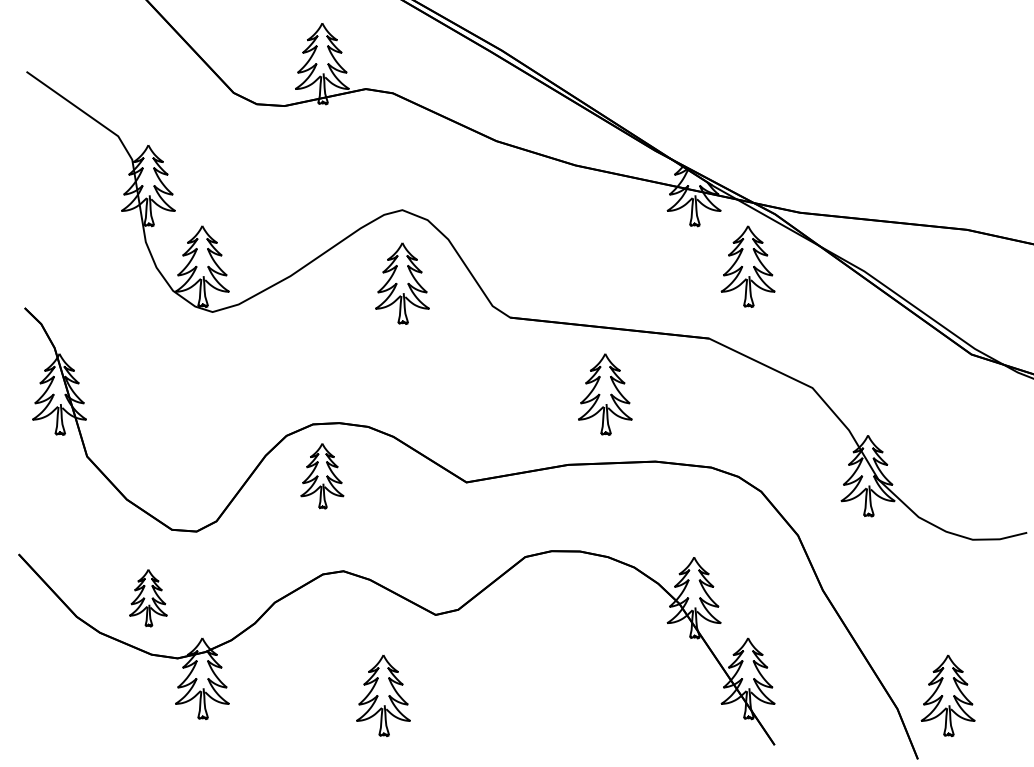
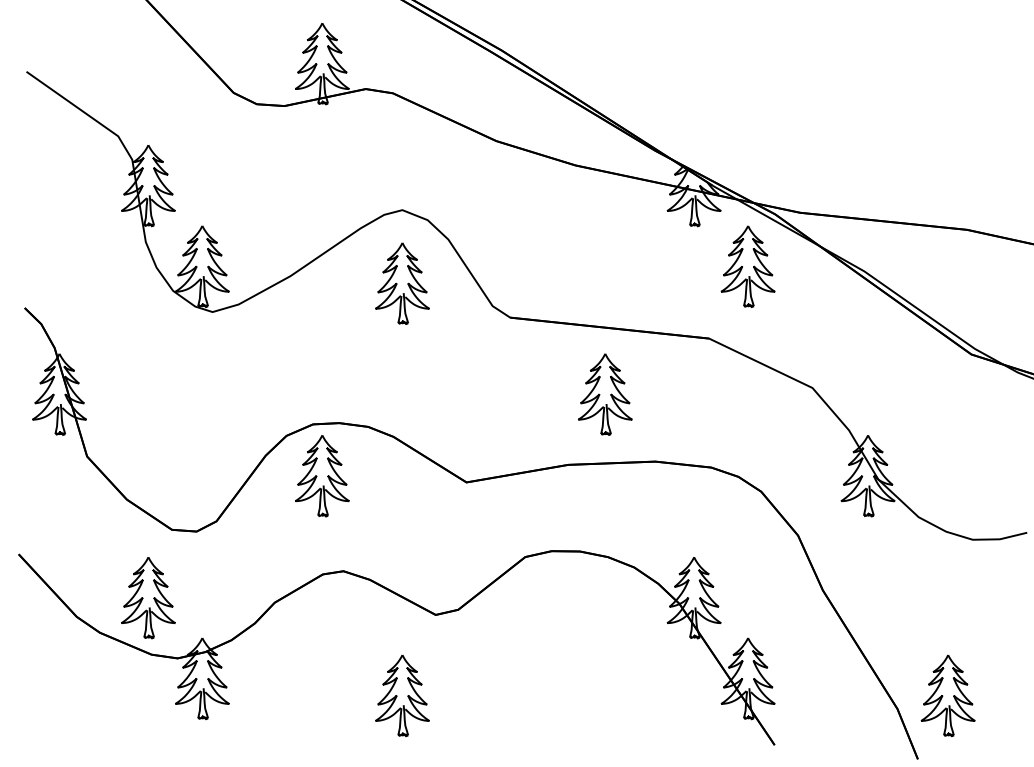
part size: 45x67 px -> 55x83 px (322, 476)
part size: 39x59 px -> 55x83 px (148, 598)
part position: (383, 695) -> (402, 695) (402, 695)
